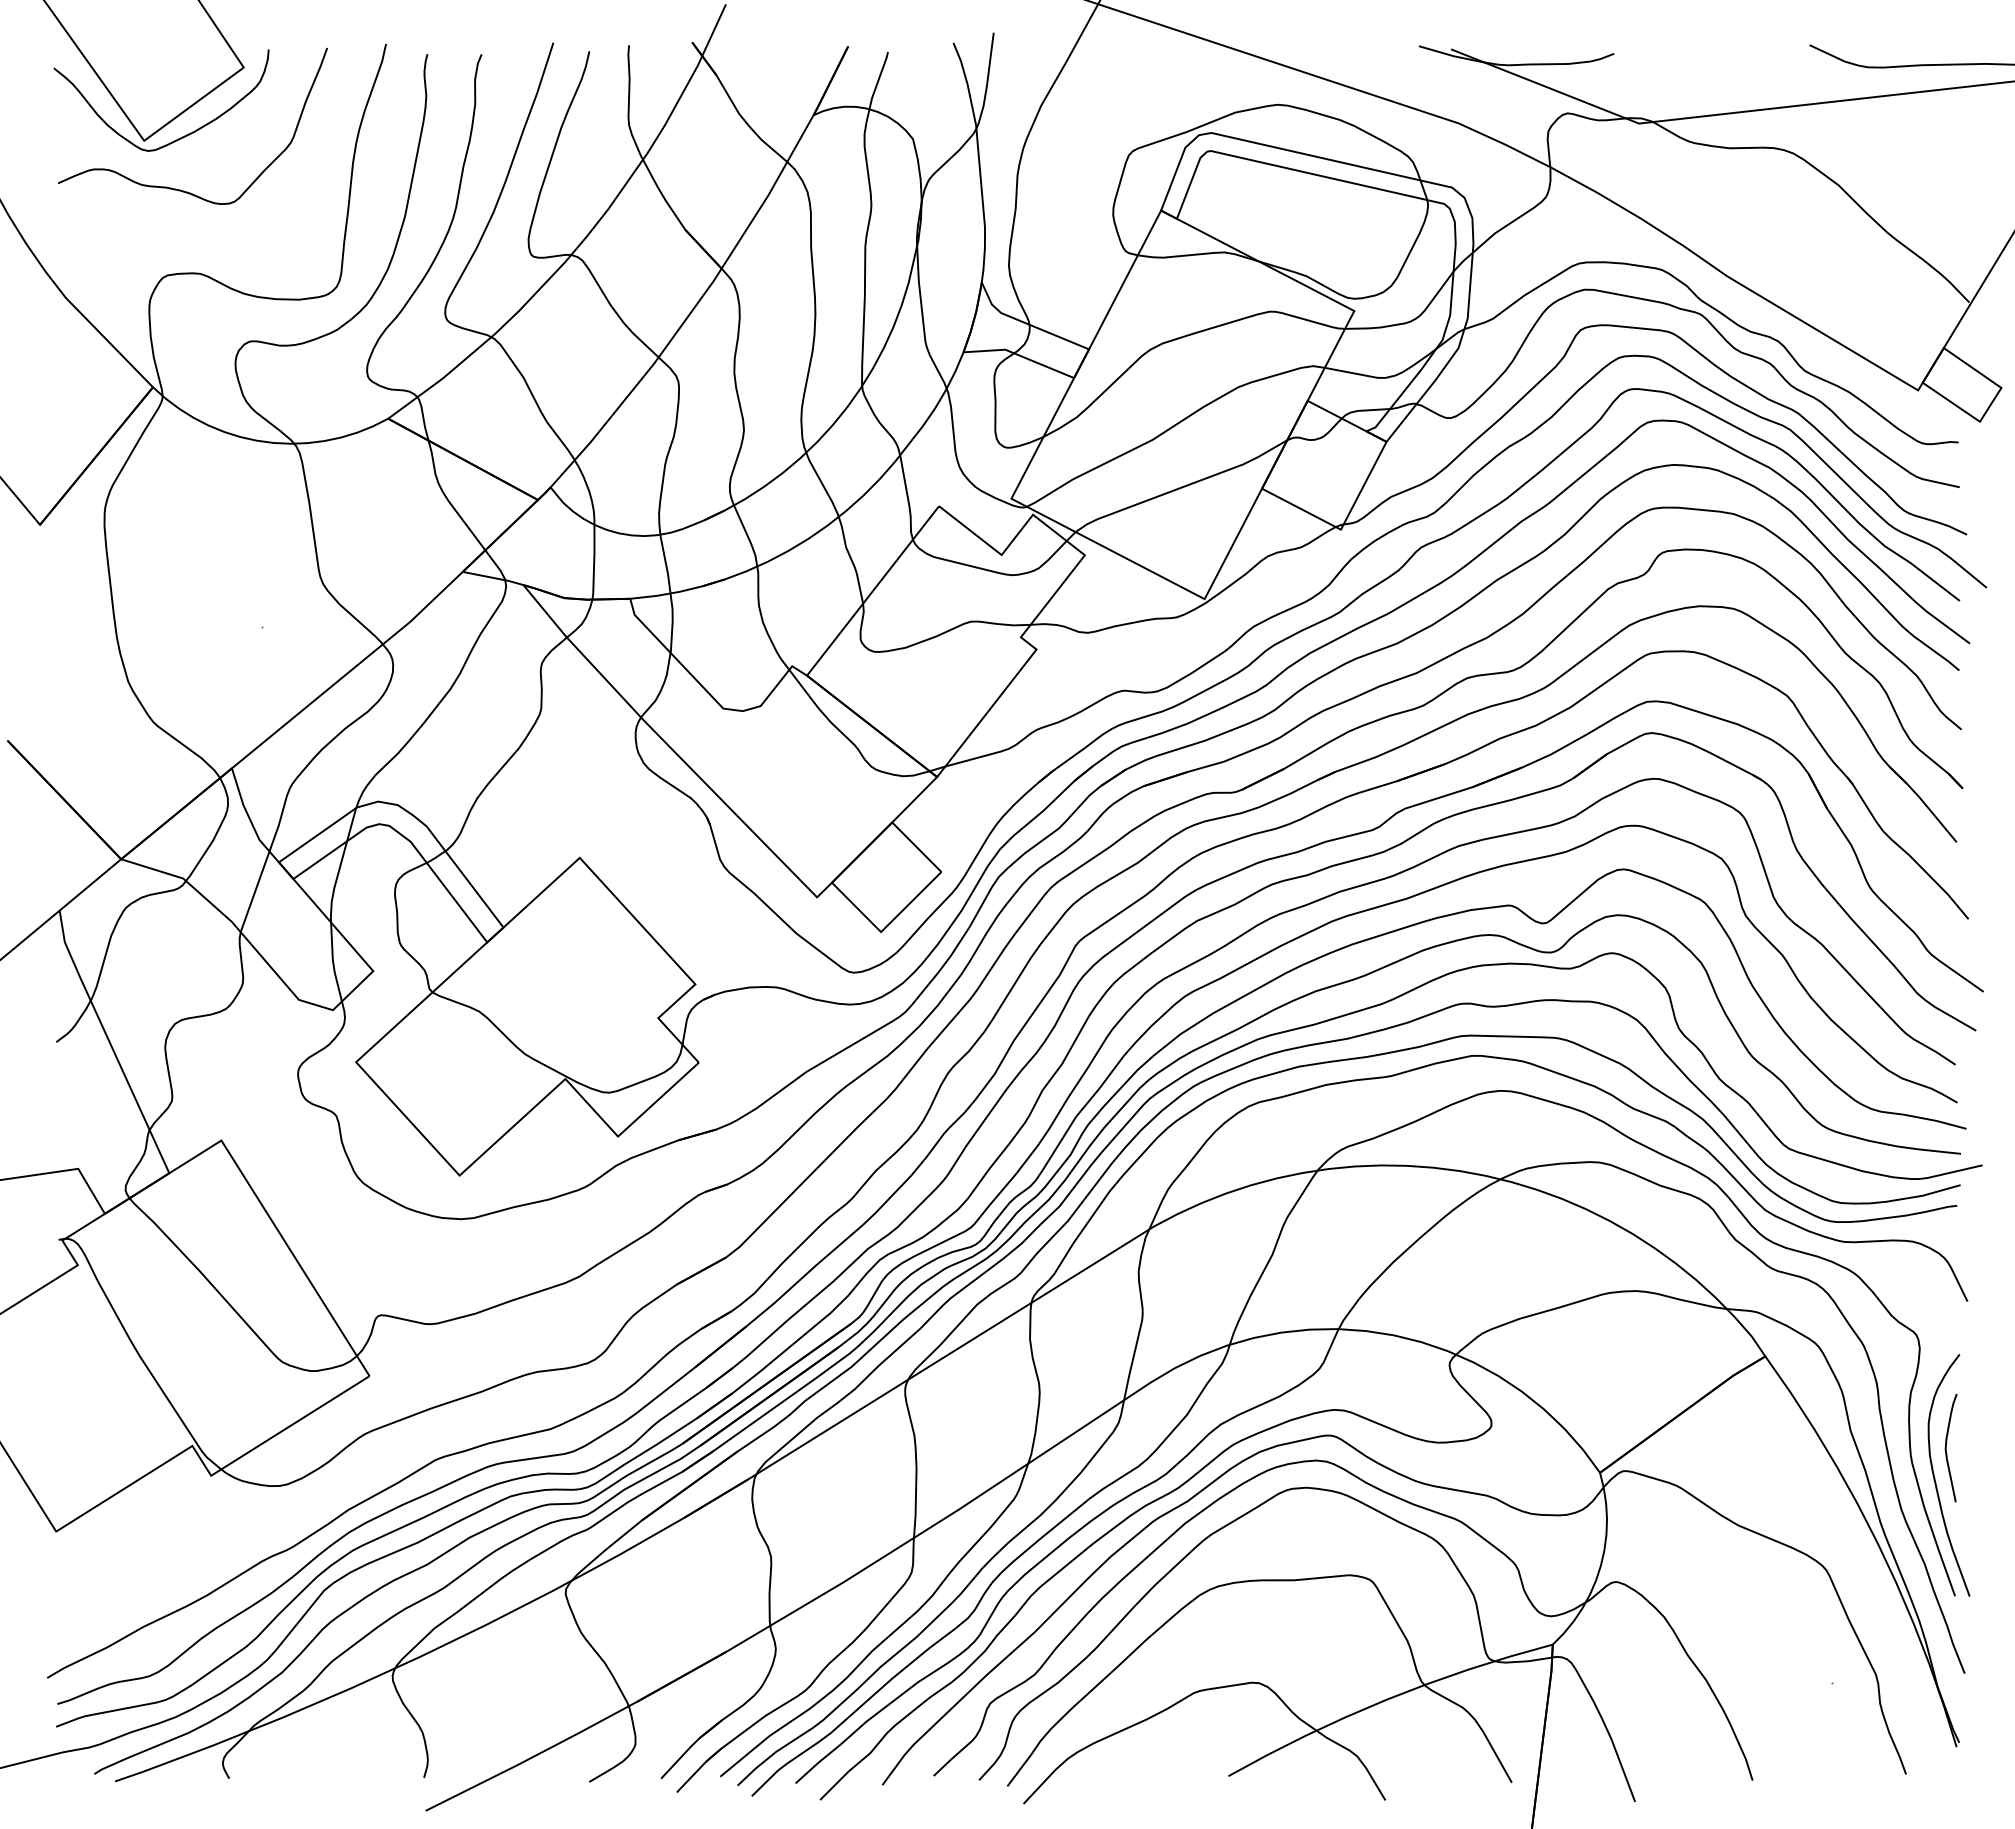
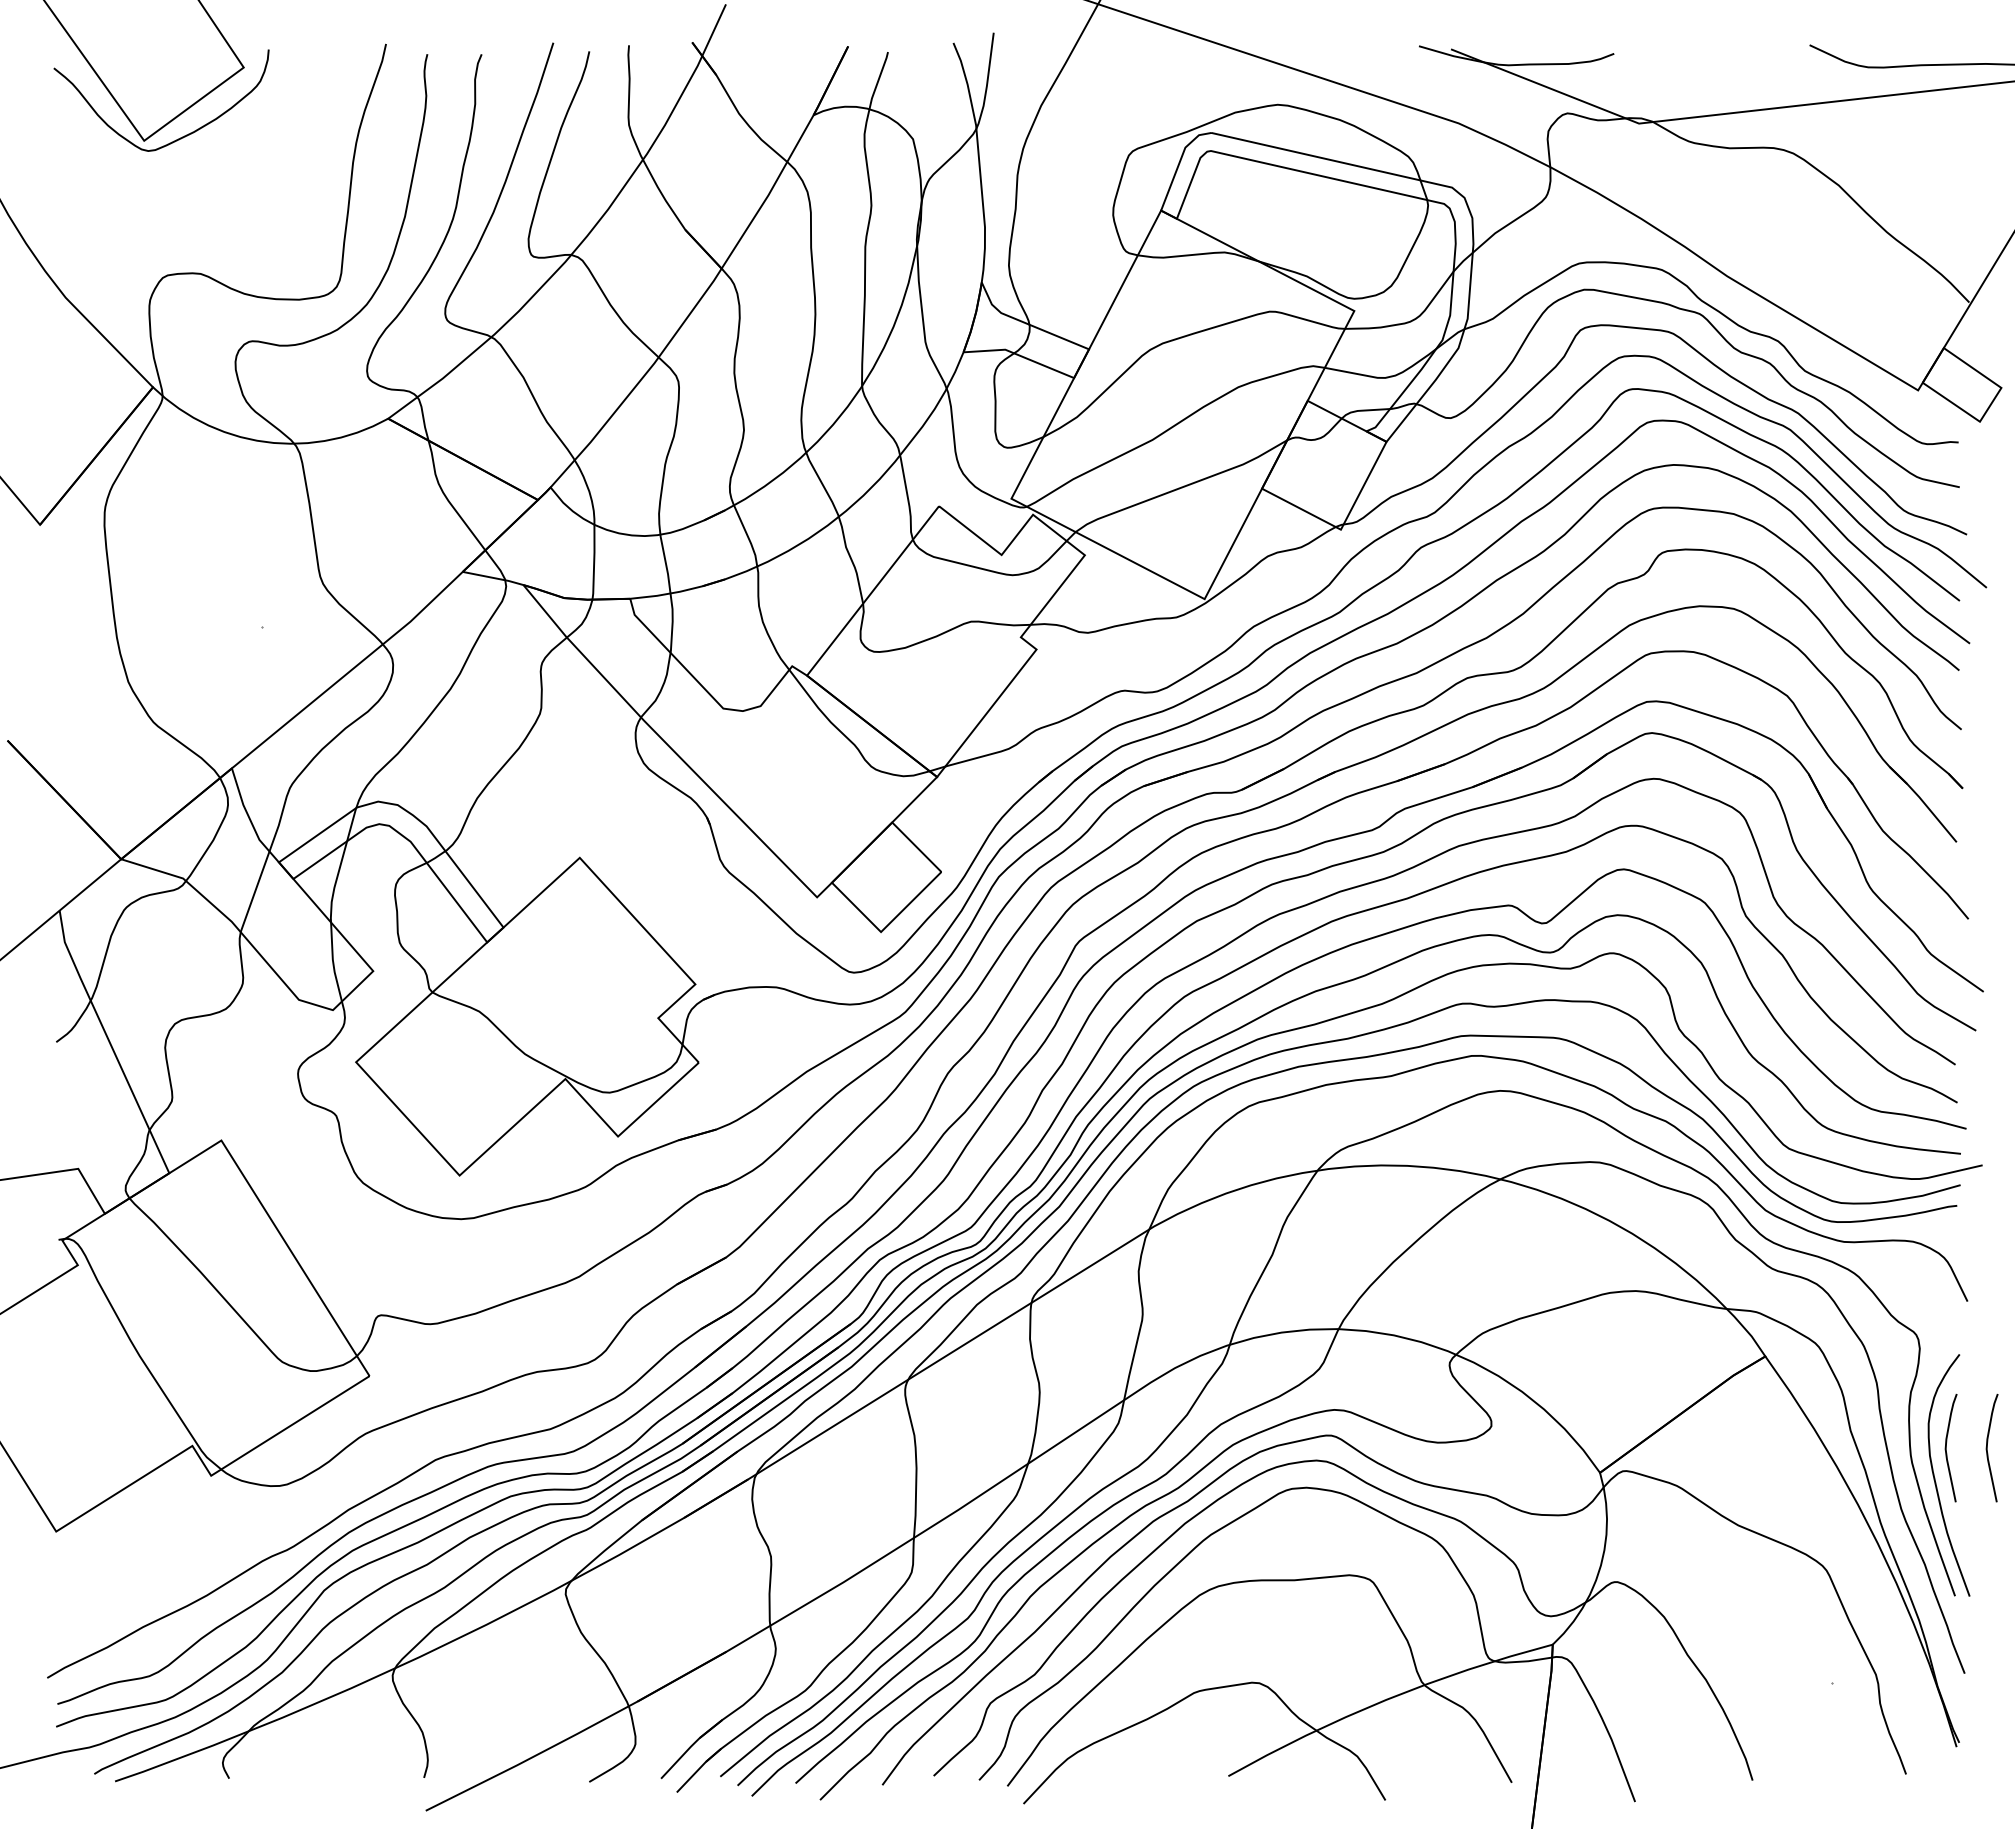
curve: present -> none (176, 188)
curve: none -> present (1987, 1447)
